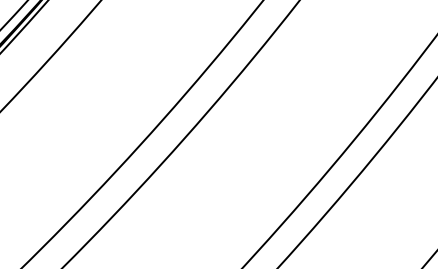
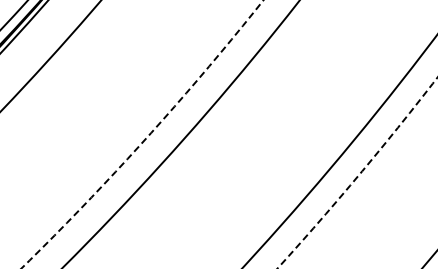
circle: solid -> dashed (142, 134)
circle: solid -> dashed (357, 172)
